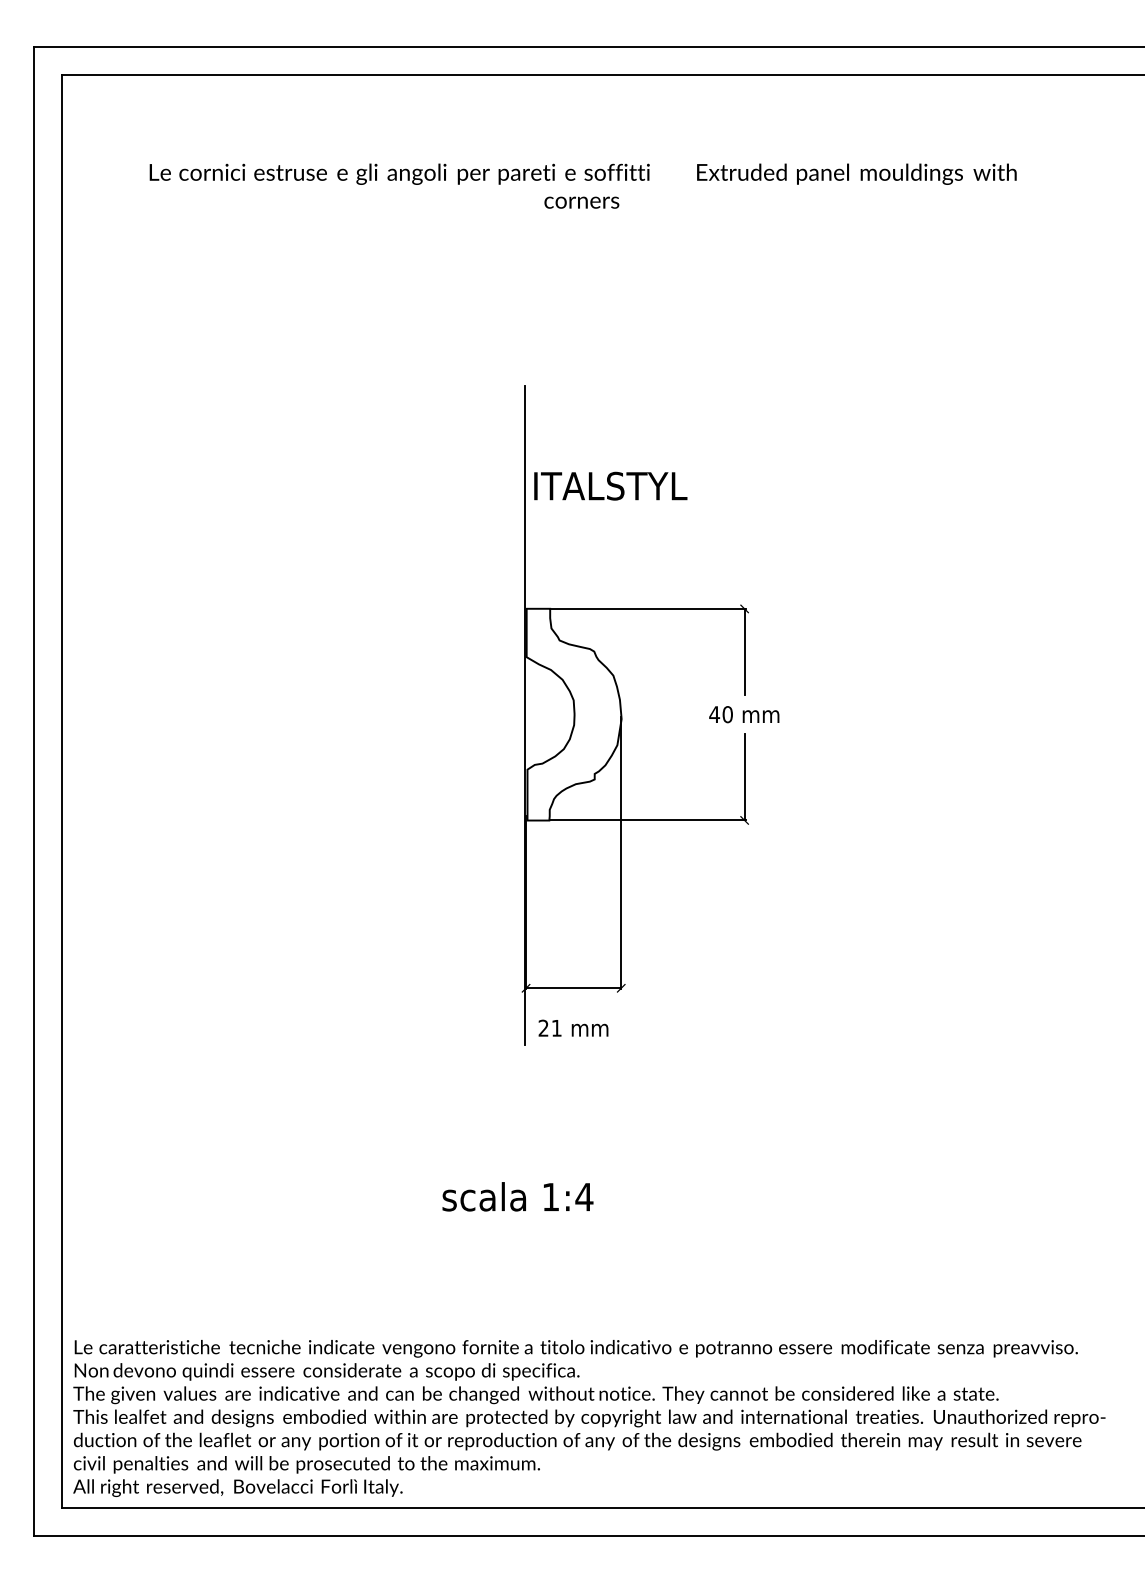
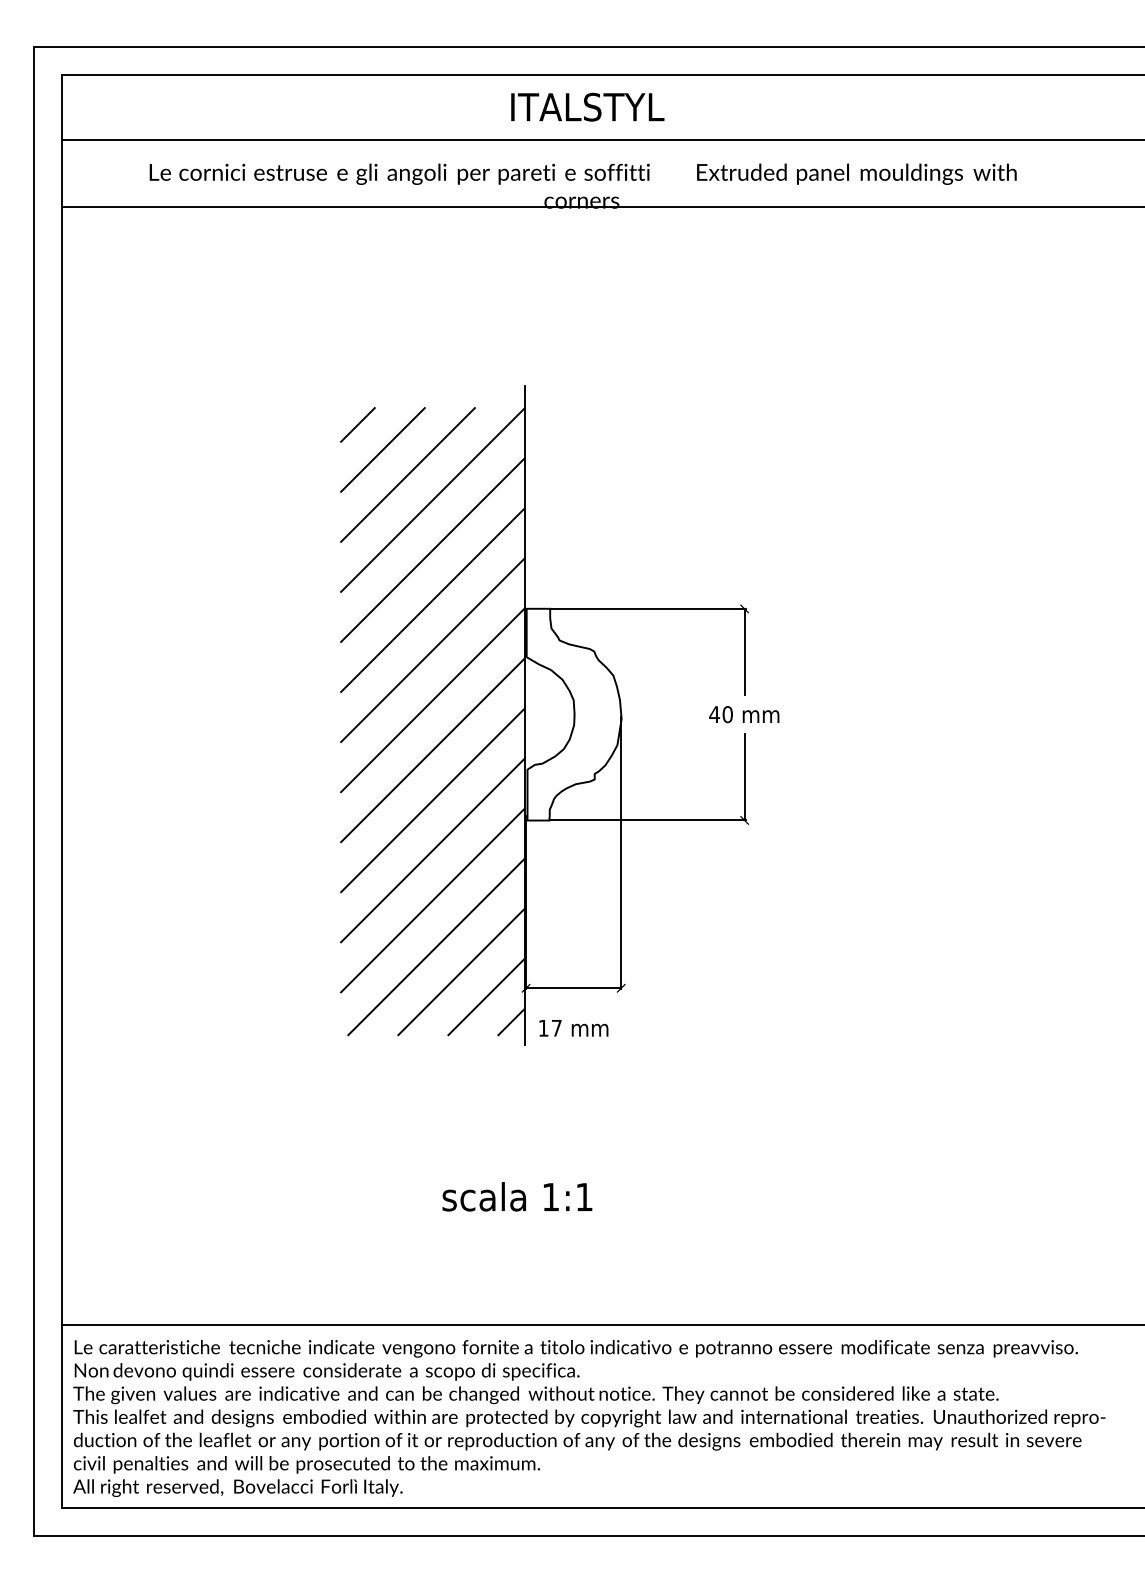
line: none -> present (601, 139)
line: none -> present (601, 207)
text position: (610, 485) -> (587, 106) (587, 106)
hatch: none -> present (432, 721)
text: 21 -> 17 (549, 1027)
text: 1:4 -> 1:1 (584, 1197)
line: none -> present (601, 1324)
